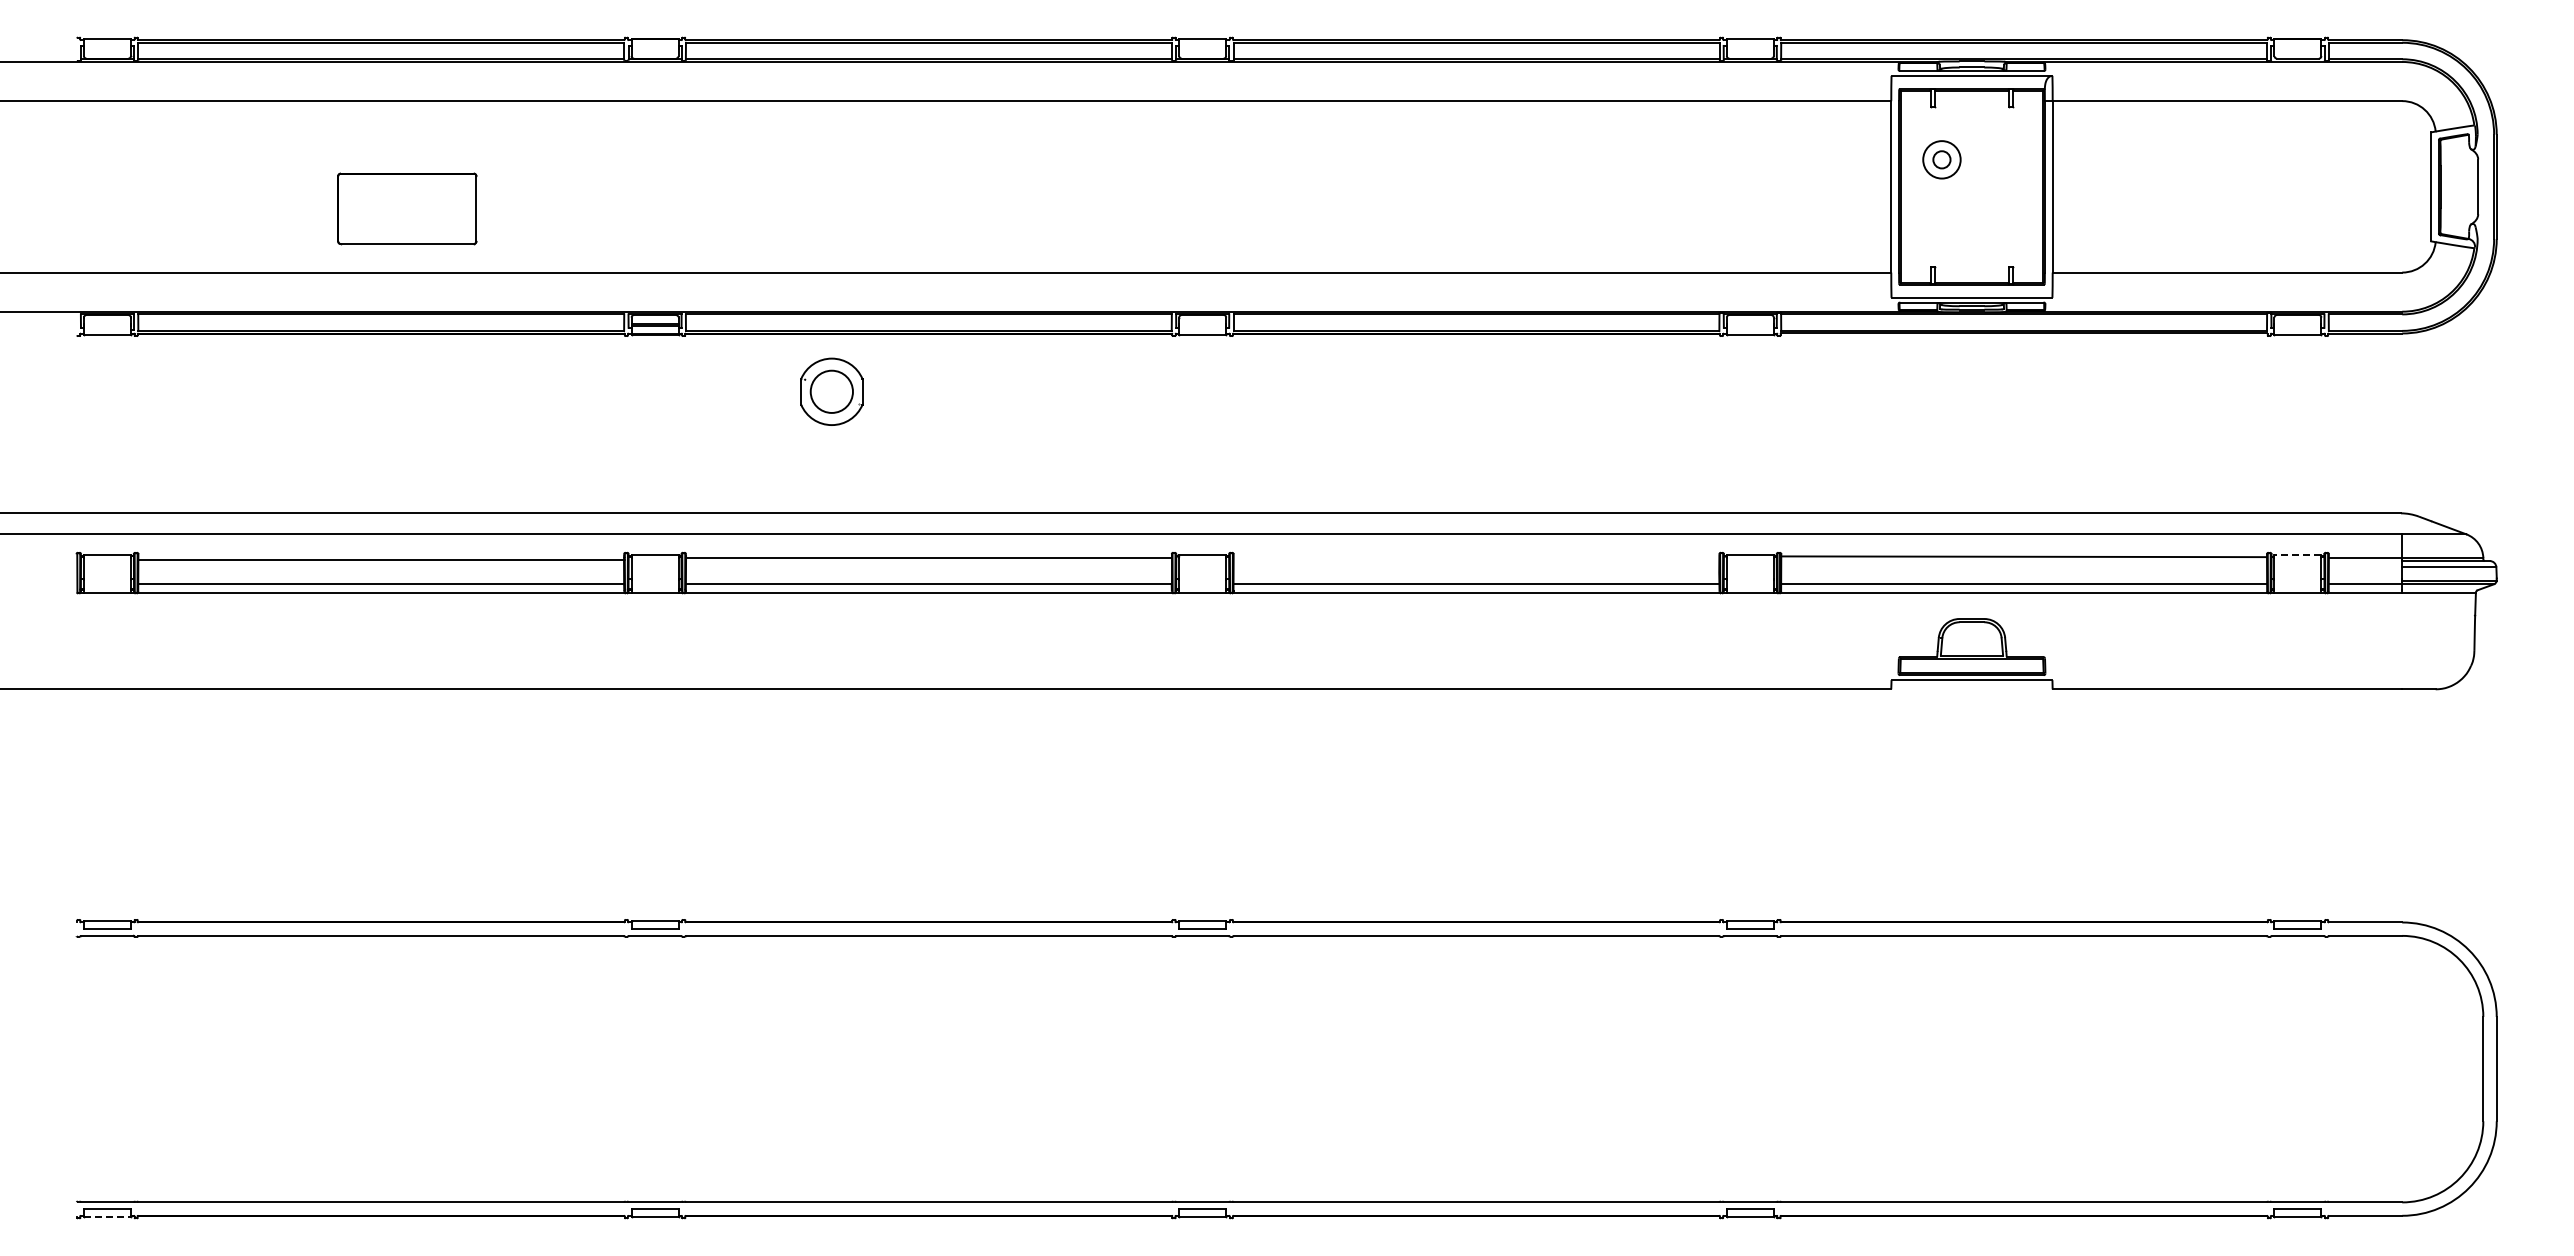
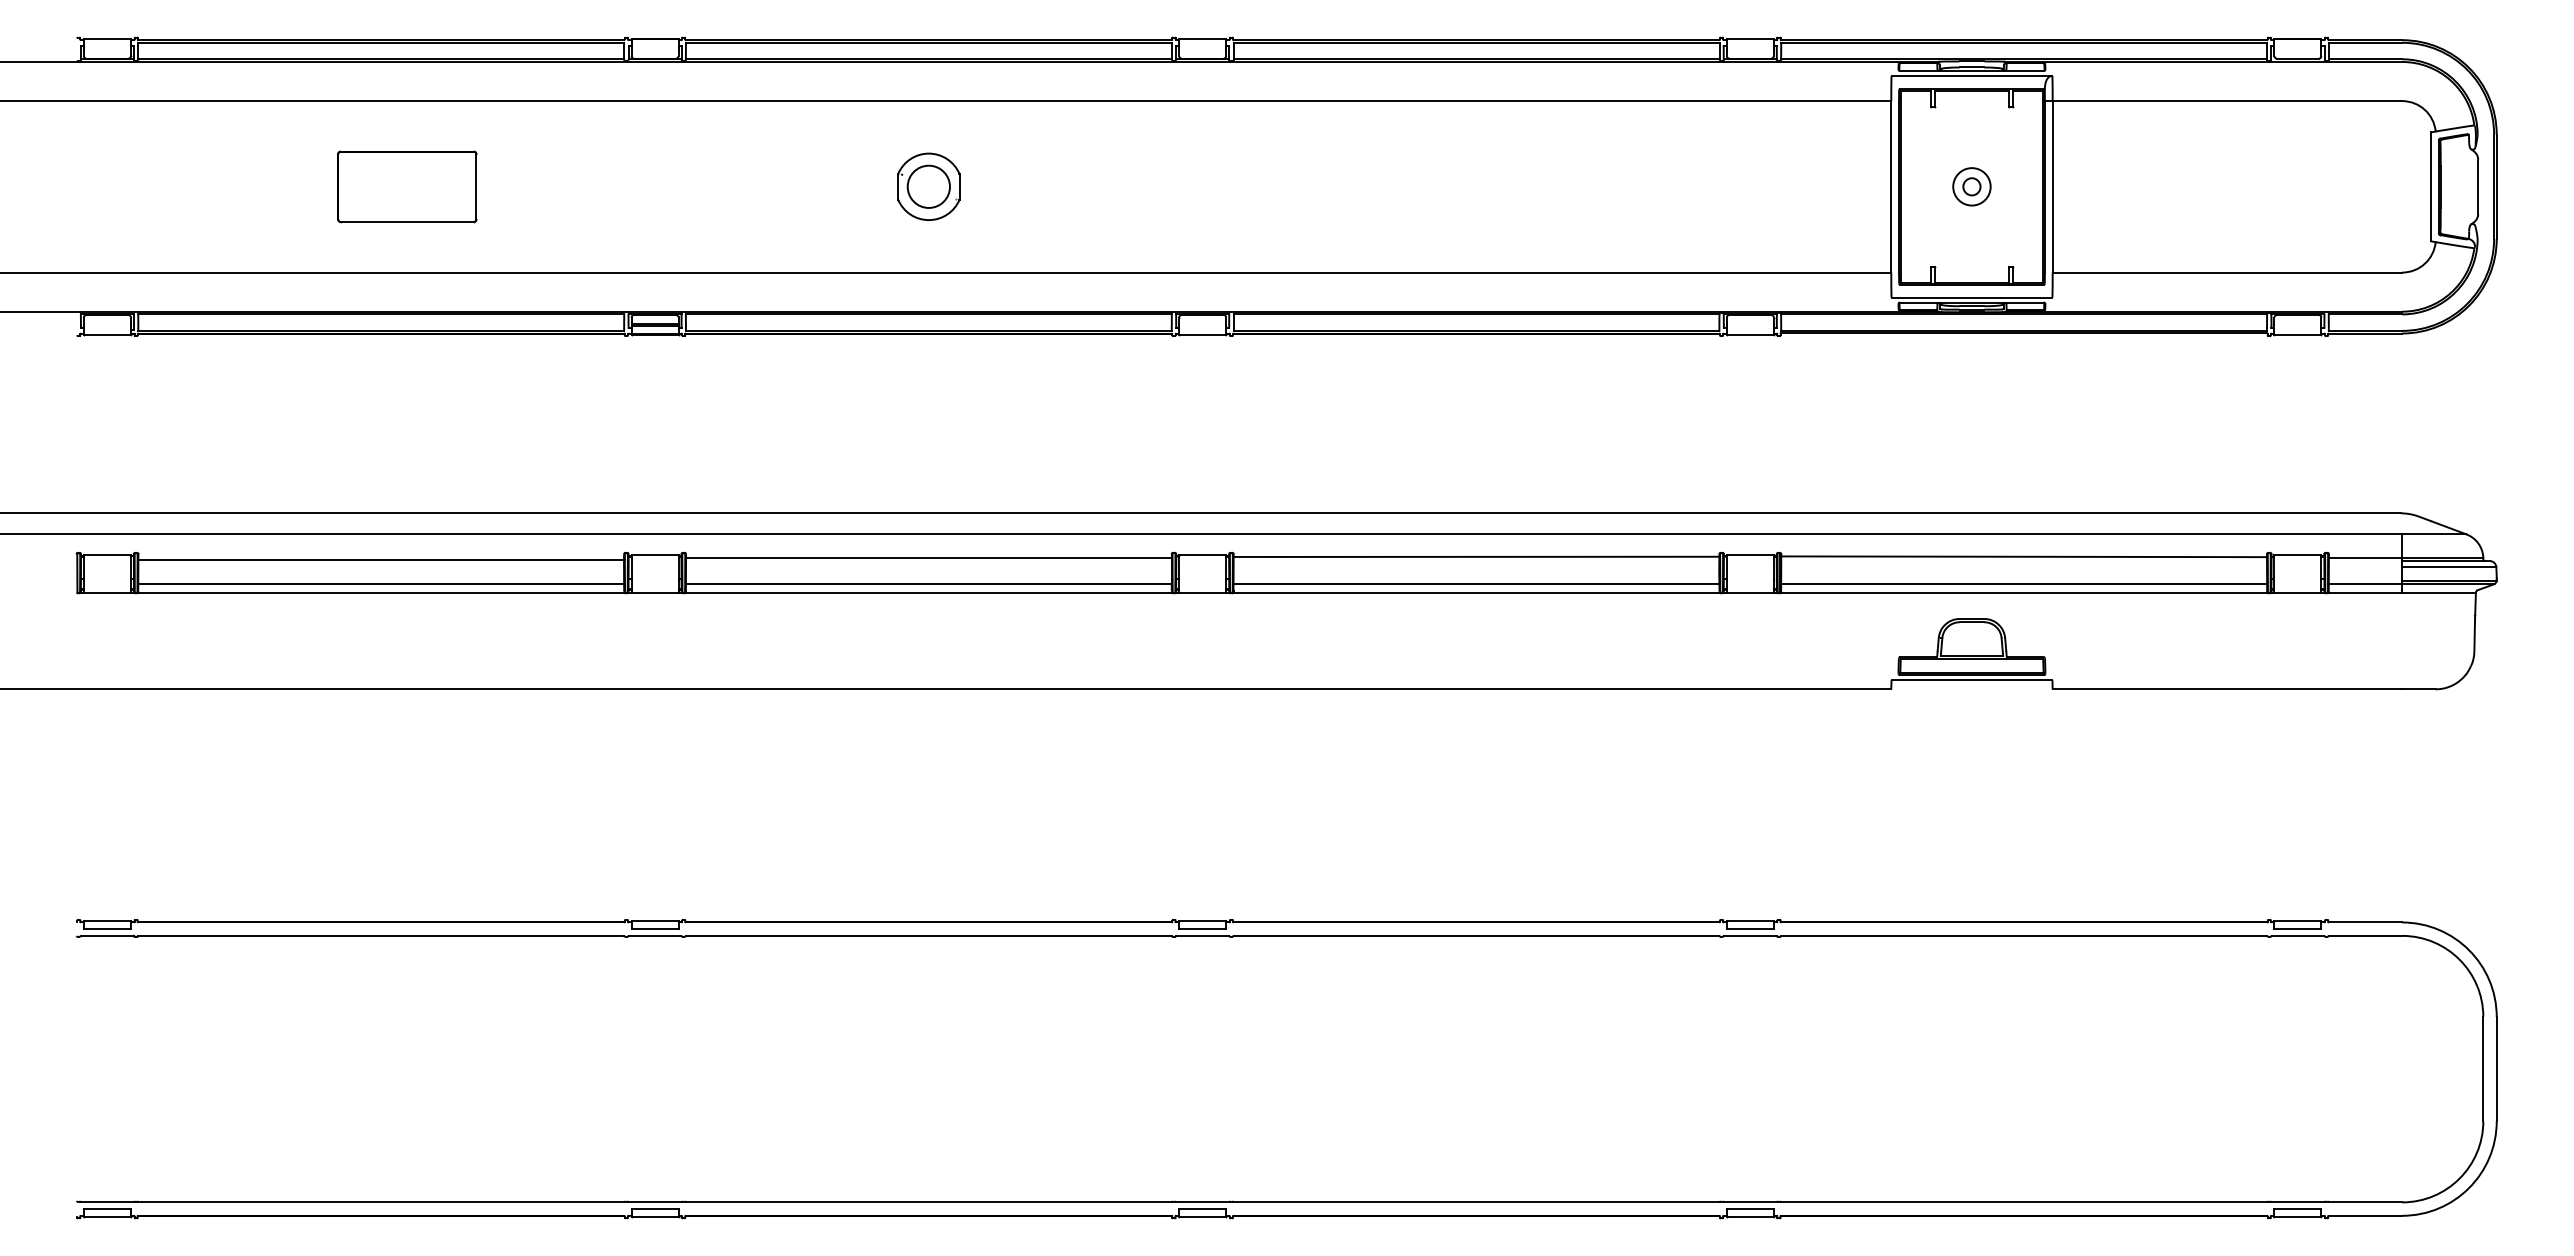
part position: (1941, 159) -> (1971, 186) (1971, 186)
part position: (407, 208) -> (407, 186) (407, 186)
part position: (831, 391) -> (928, 186) (928, 186)
line: dashed -> solid (2297, 554)
line: none -> present (1476, 556)
line: dashed -> solid (107, 1217)
